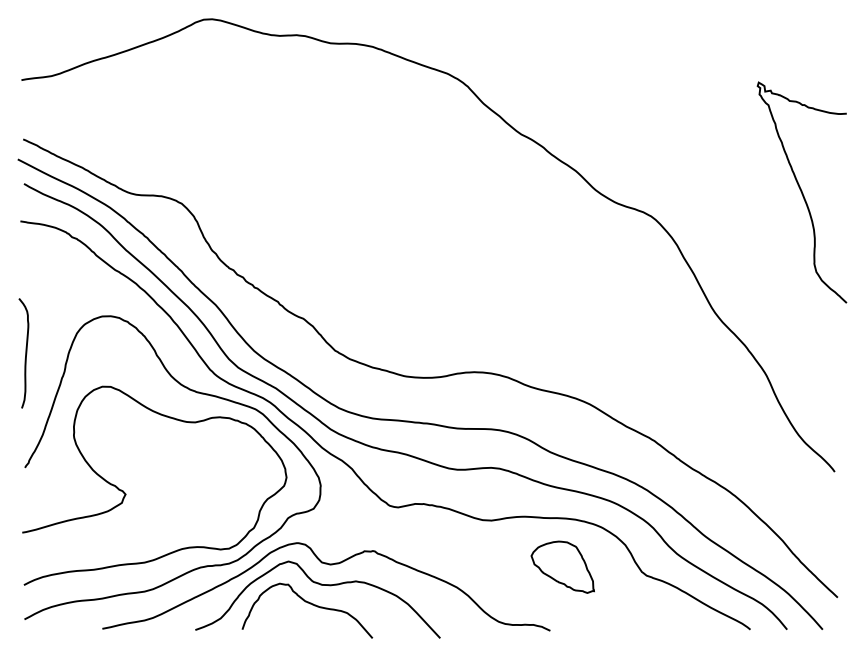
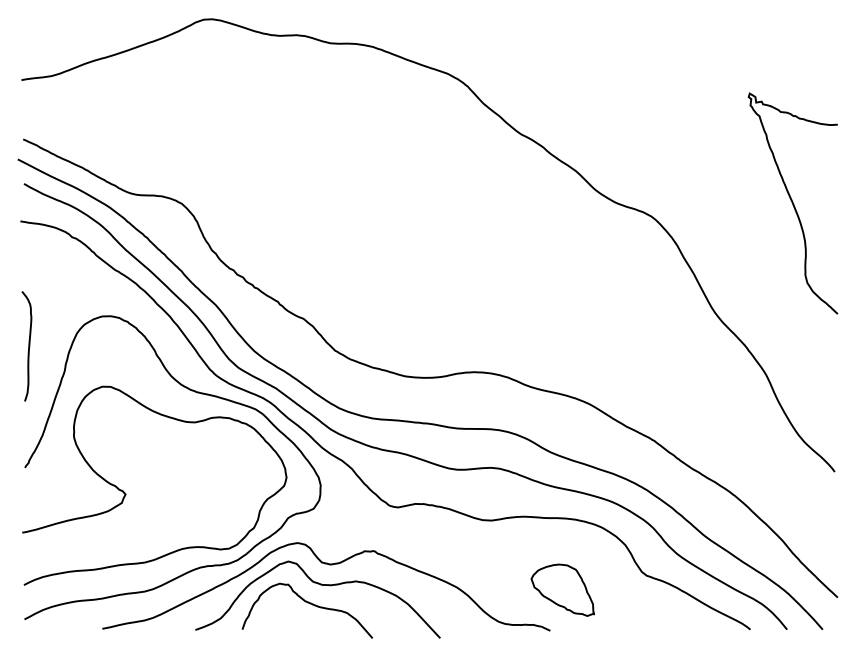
curve position: (801, 192) -> (792, 203) (792, 203)
curve position: (25, 353) -> (28, 346) (28, 346)
part position: (562, 566) -> (562, 589) (562, 589)
